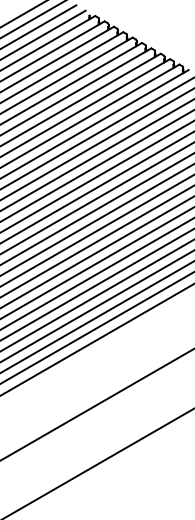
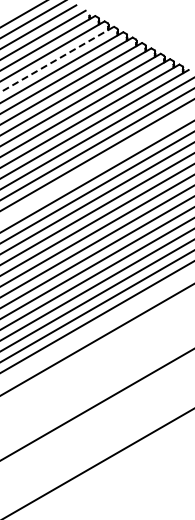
line: solid -> dashed (56, 59)
line: present -> none (96, 165)
line: present -> none (96, 327)
